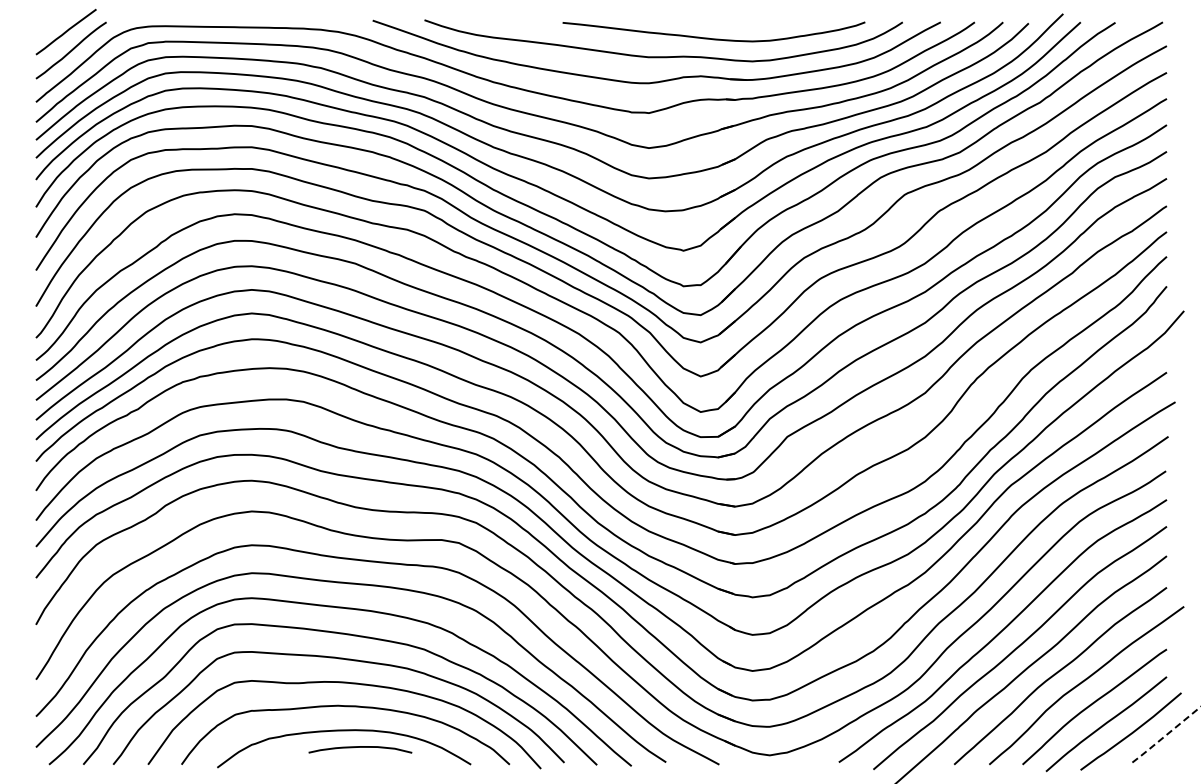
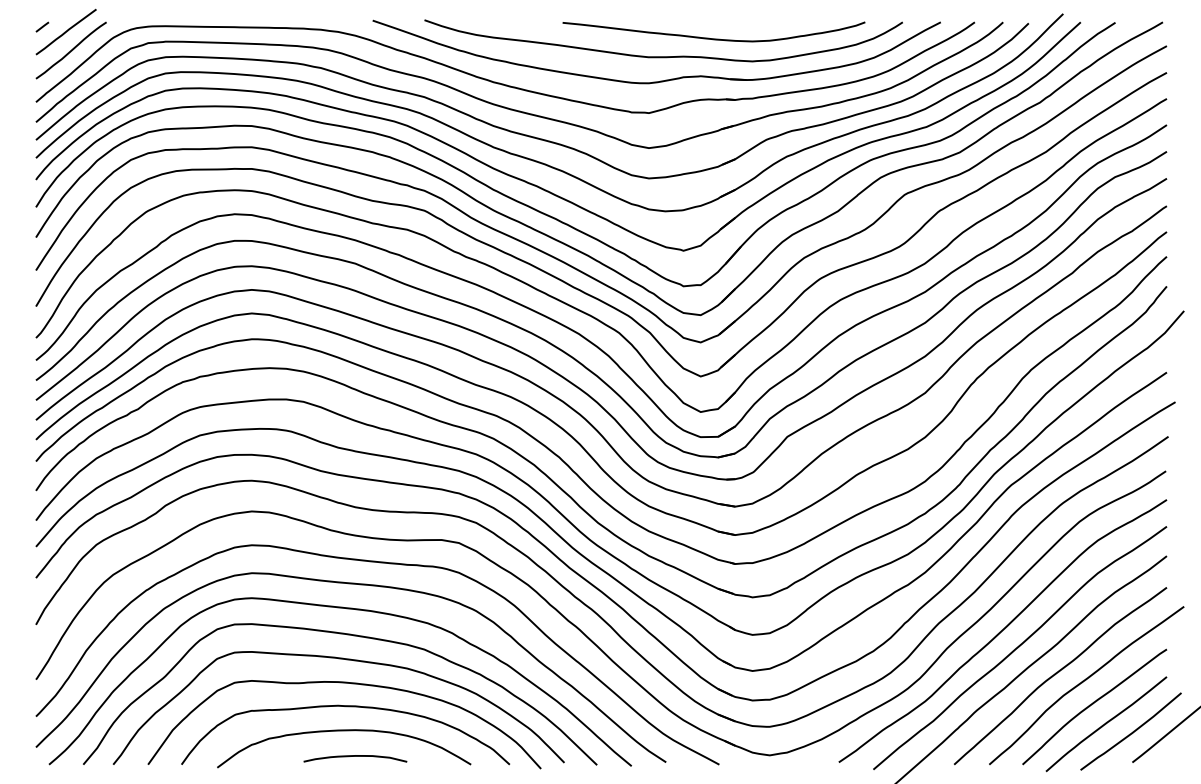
line: none -> present (42, 26)
line: dashed -> solid (1165, 735)
curve position: (360, 747) -> (355, 756) (355, 756)
